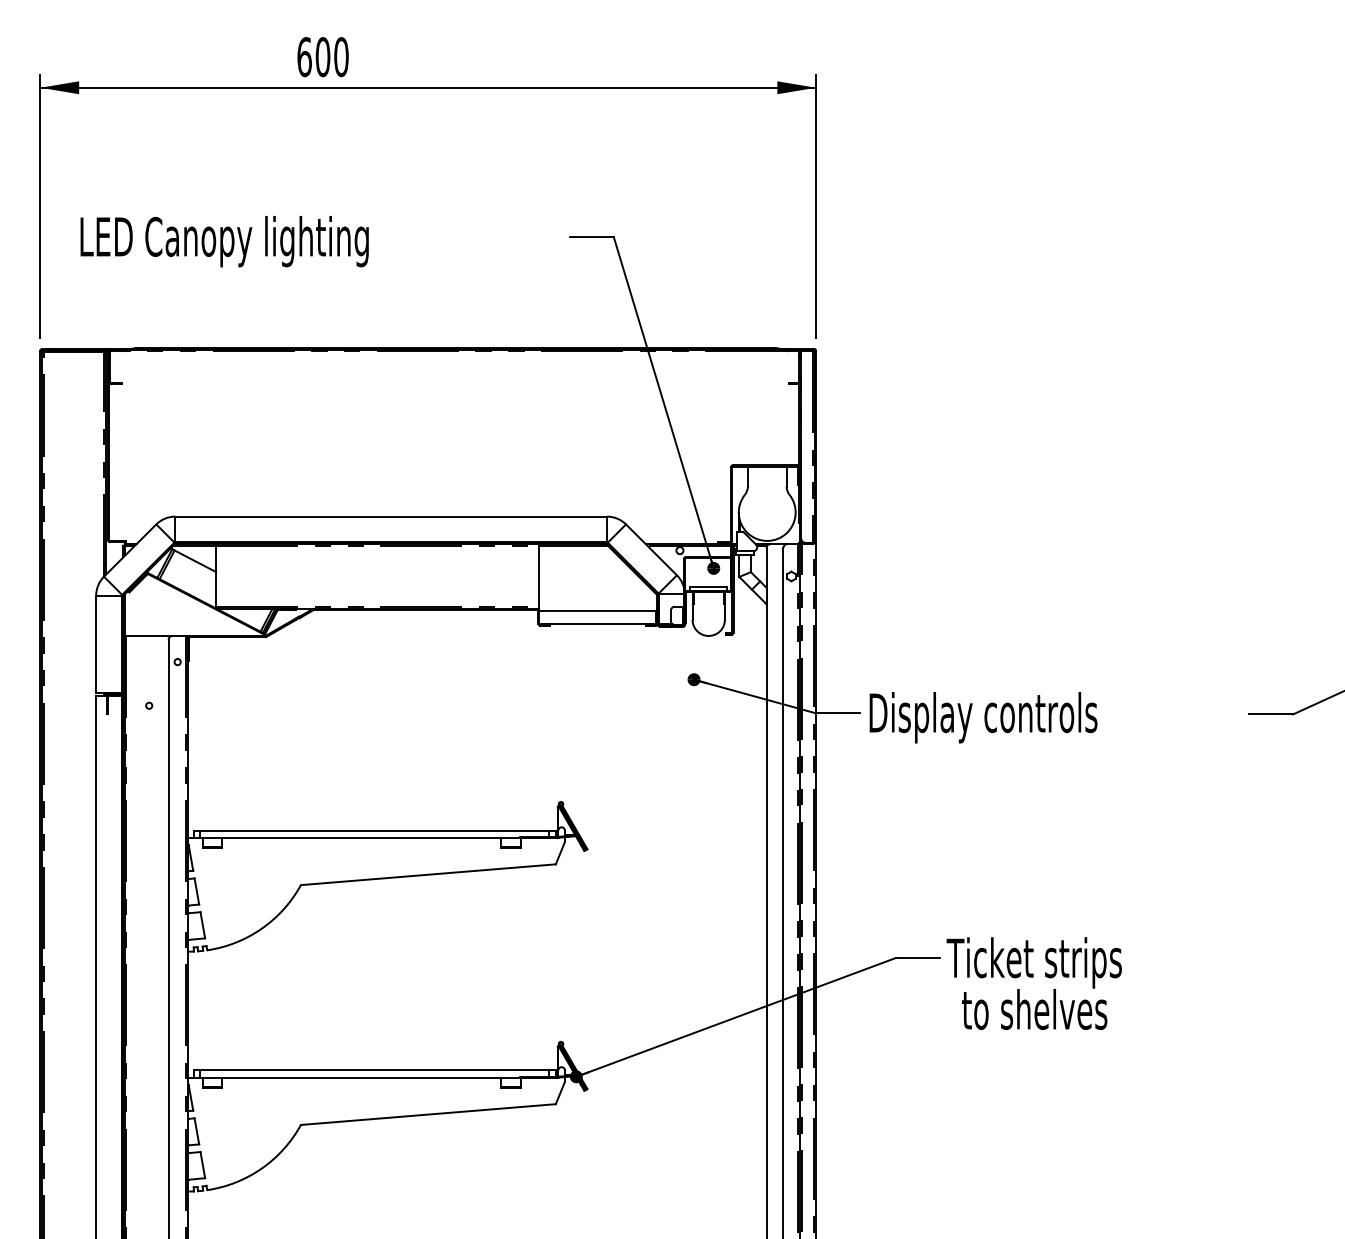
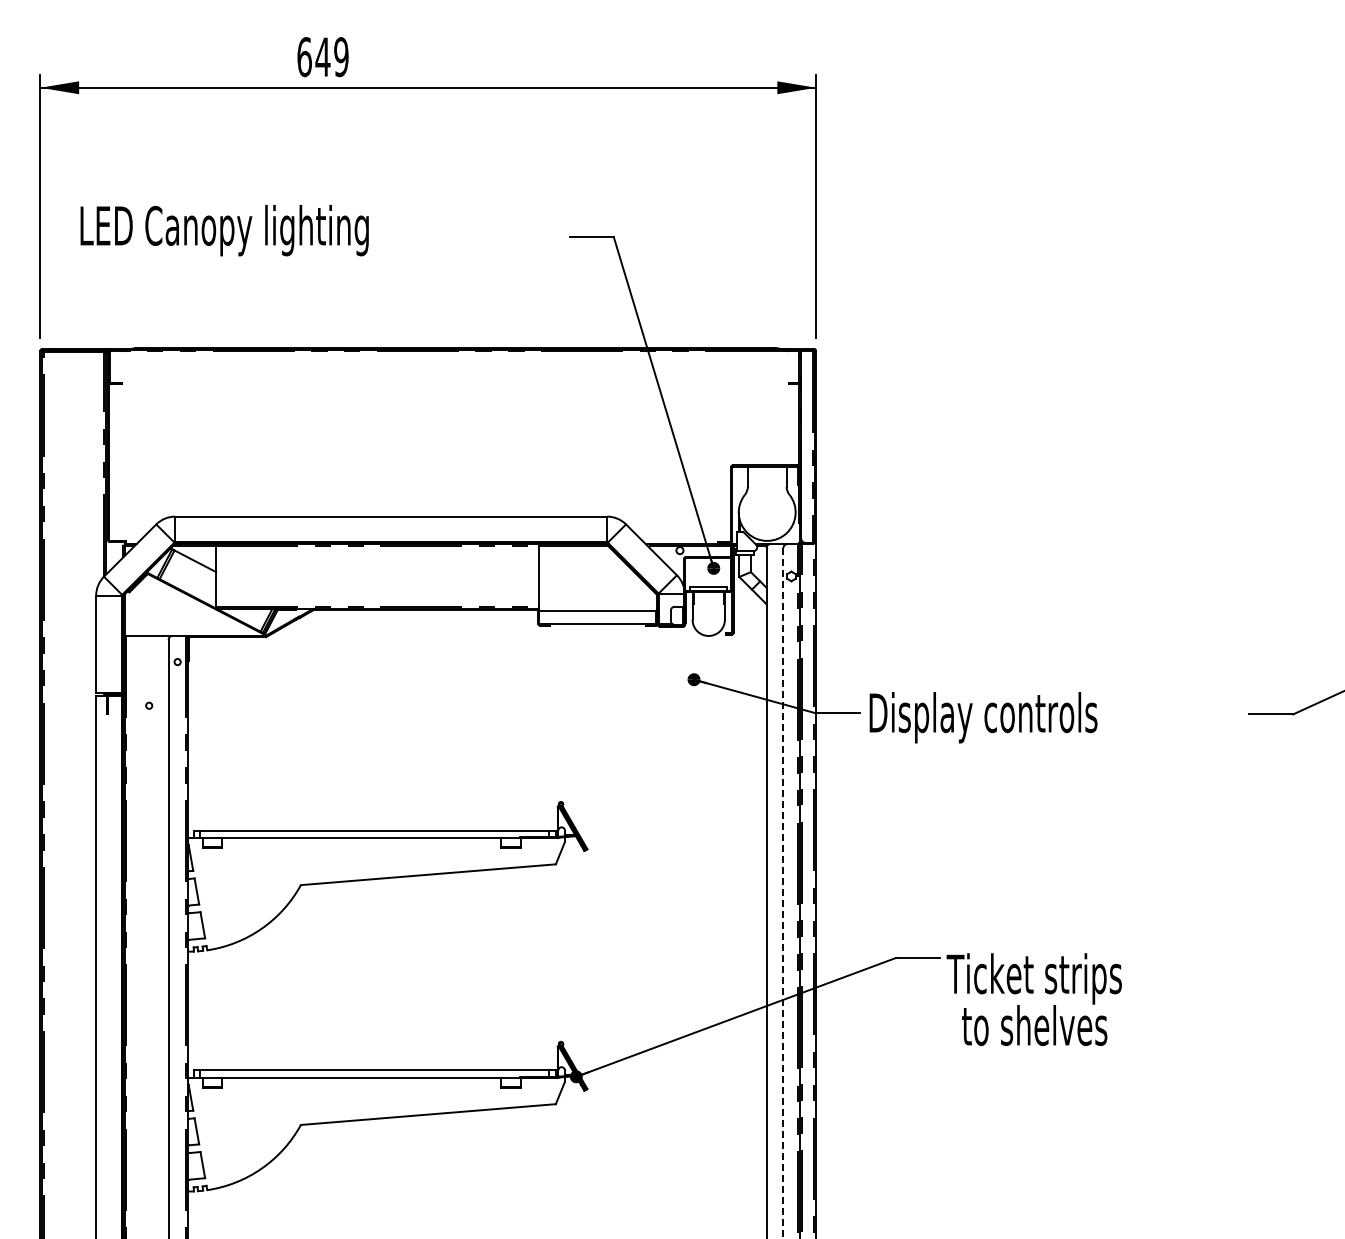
text: 600 -> 649 (331, 57)
text position: (224, 241) -> (224, 230) (224, 230)
line: solid -> dashed (783, 892)
text position: (1033, 983) -> (1033, 999) (1033, 999)
